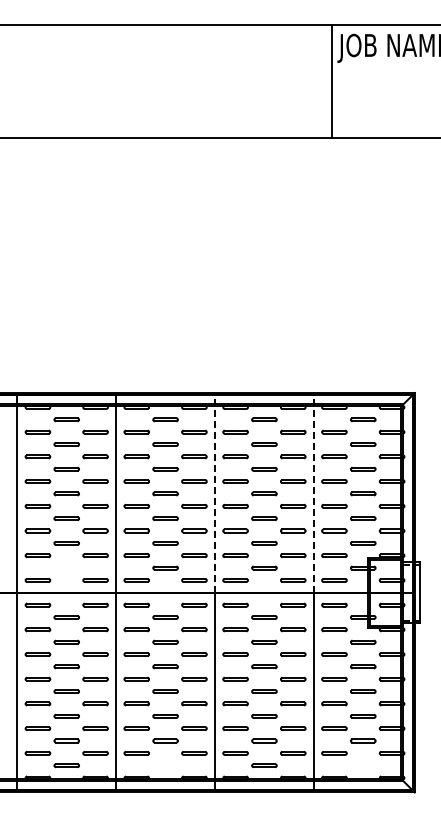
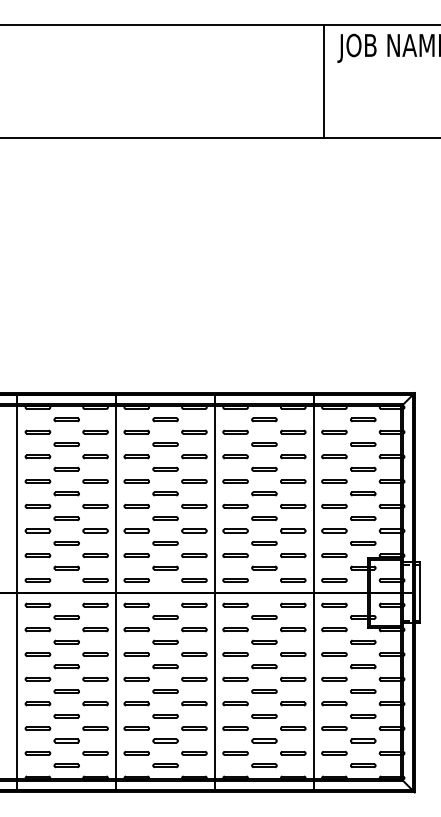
line position: (332, 81) -> (324, 81) (324, 81)
line: dashed -> solid (215, 493)
line: dashed -> solid (313, 493)
part: none -> present (66, 567)
part: none -> present (165, 765)
part: none -> present (363, 765)
